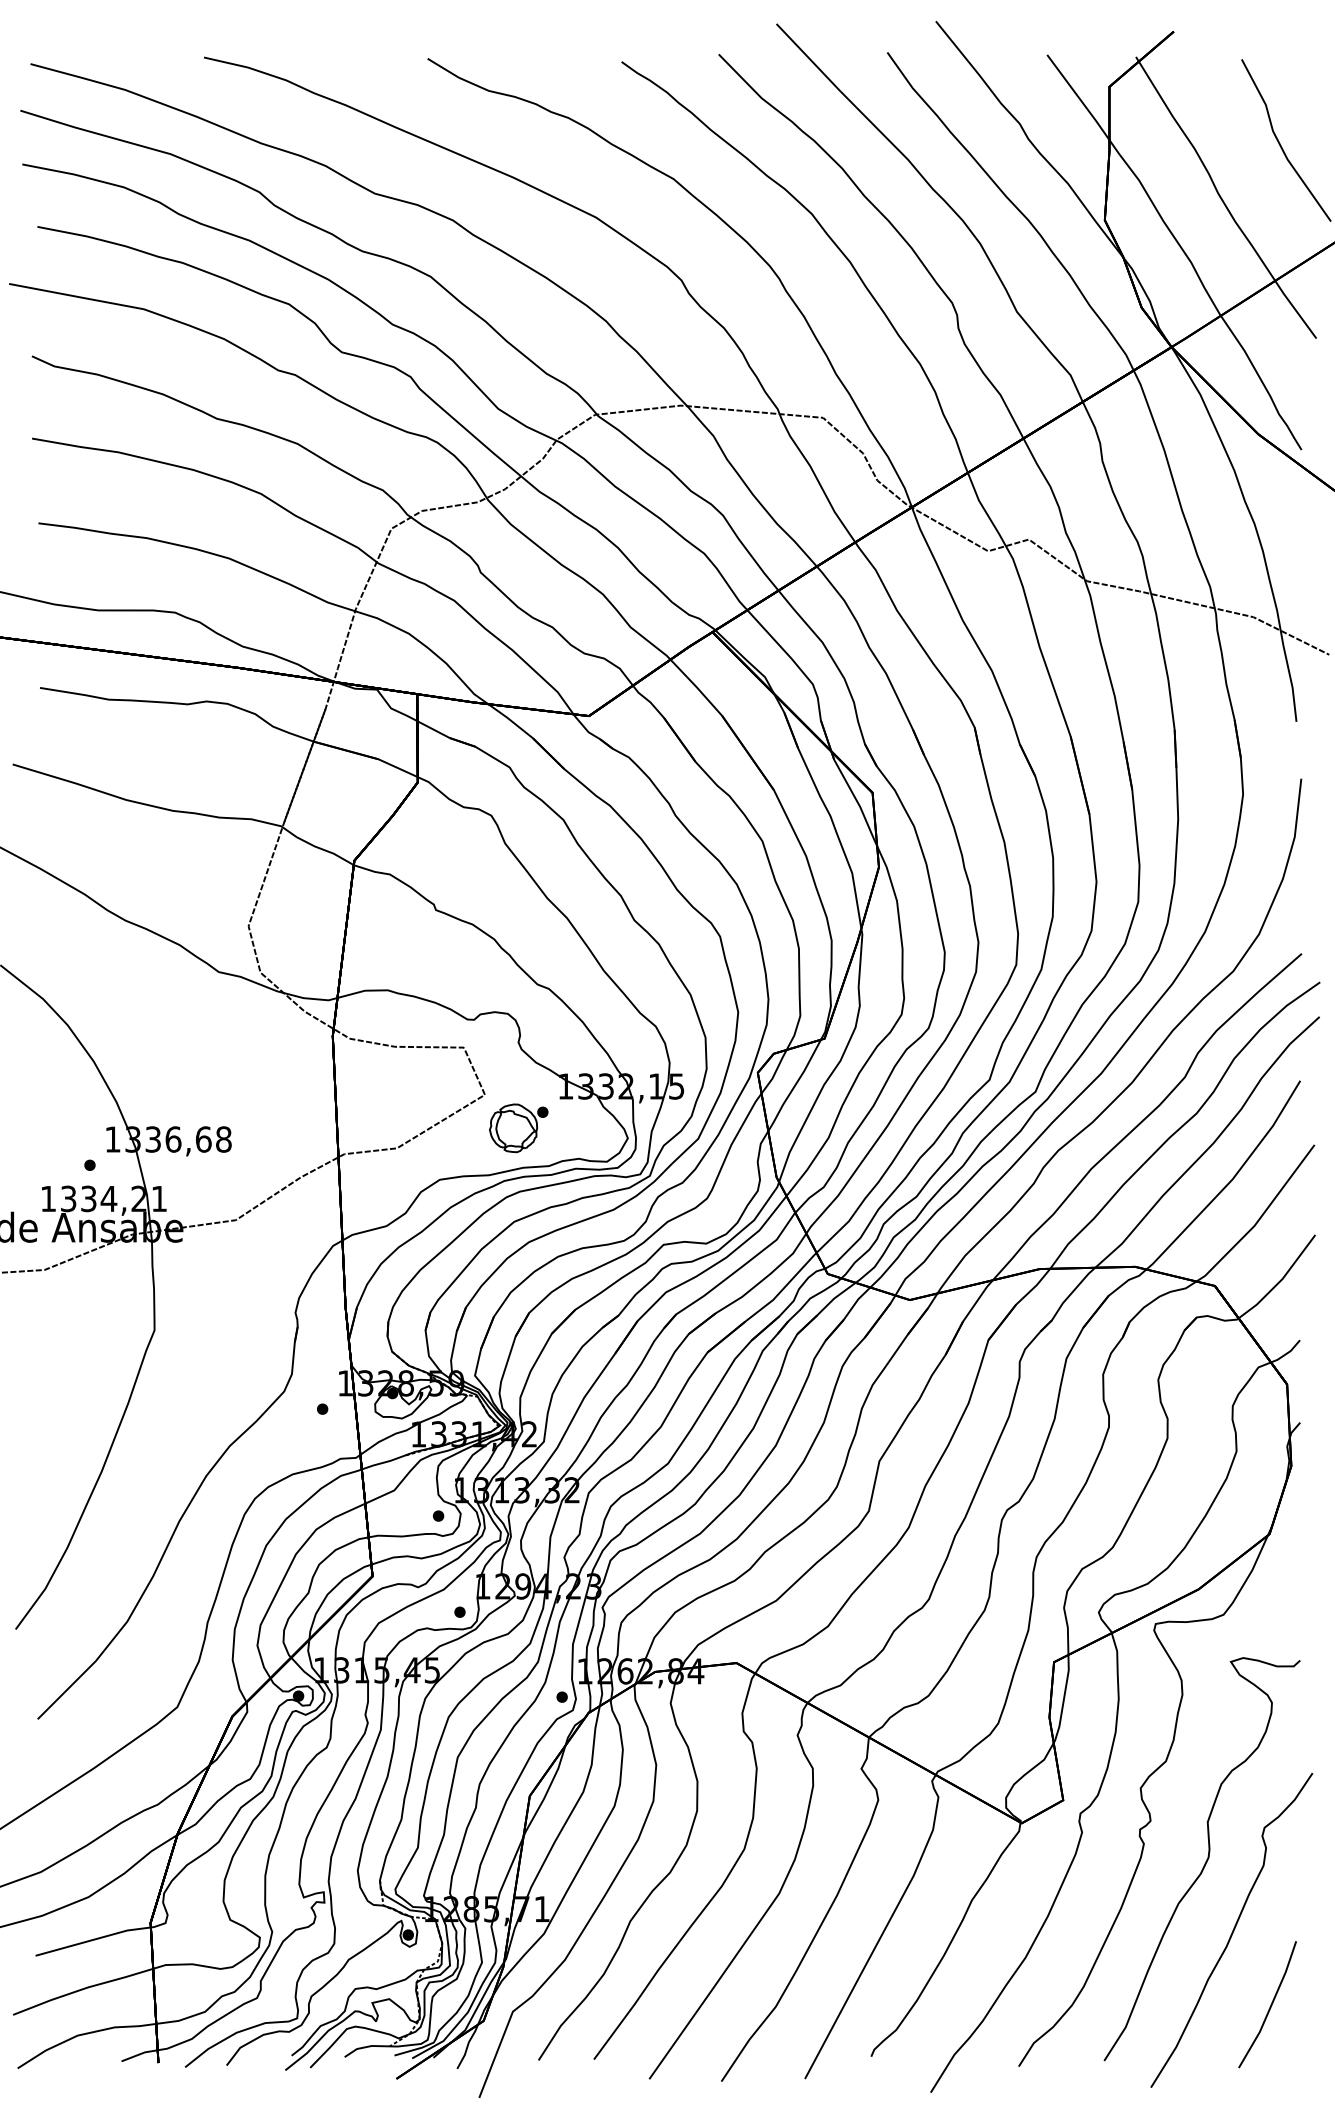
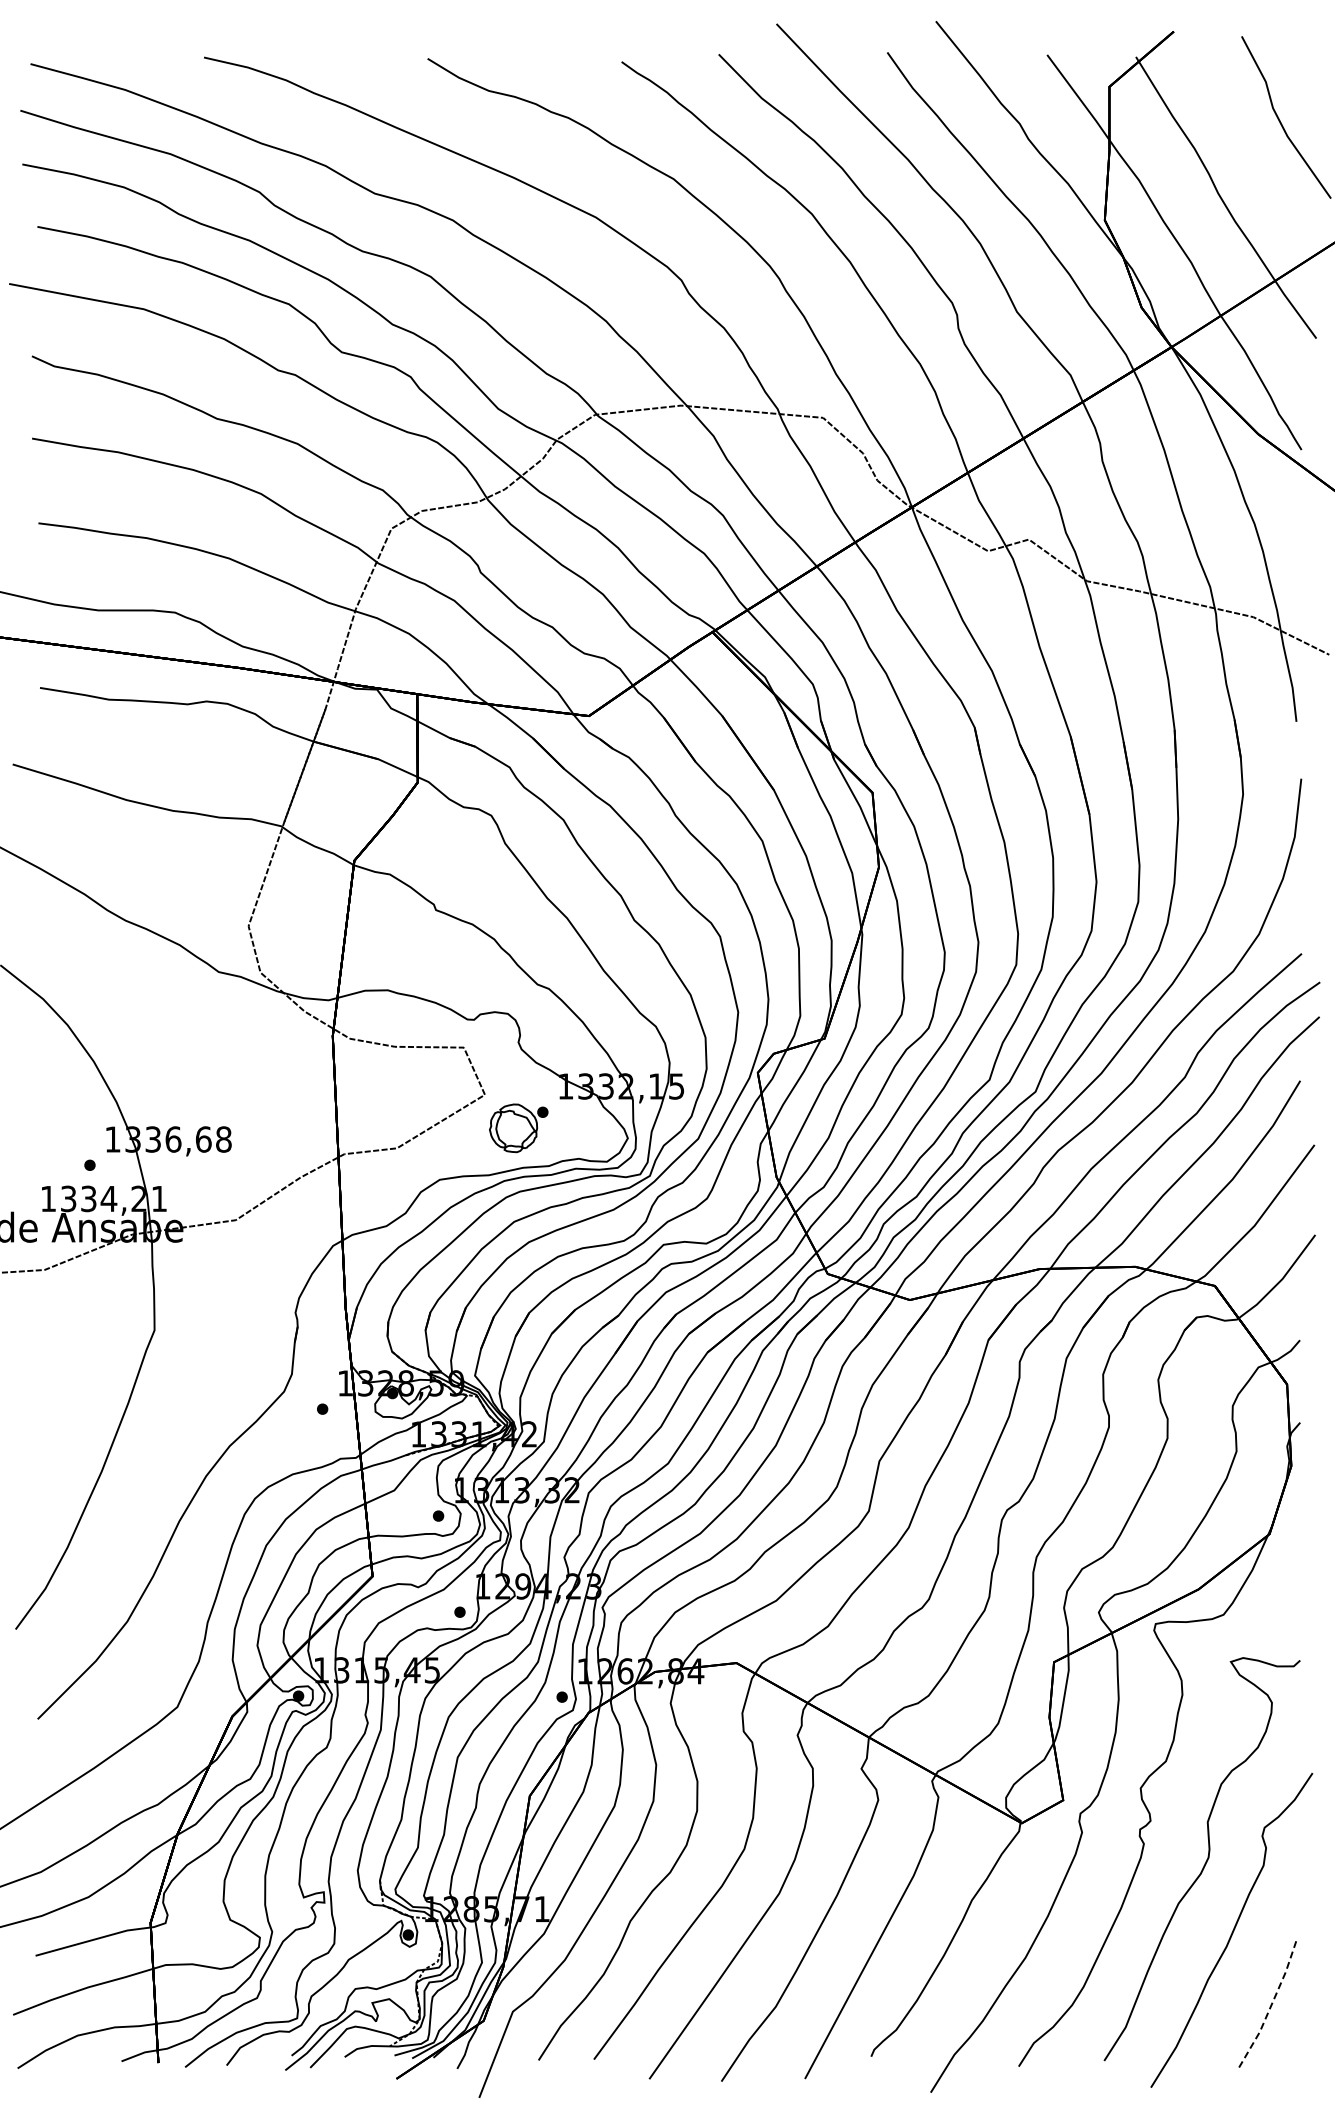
line position: (1280, 143) -> (1280, 120) (1280, 120)
line: solid -> dashed (1270, 2006)
